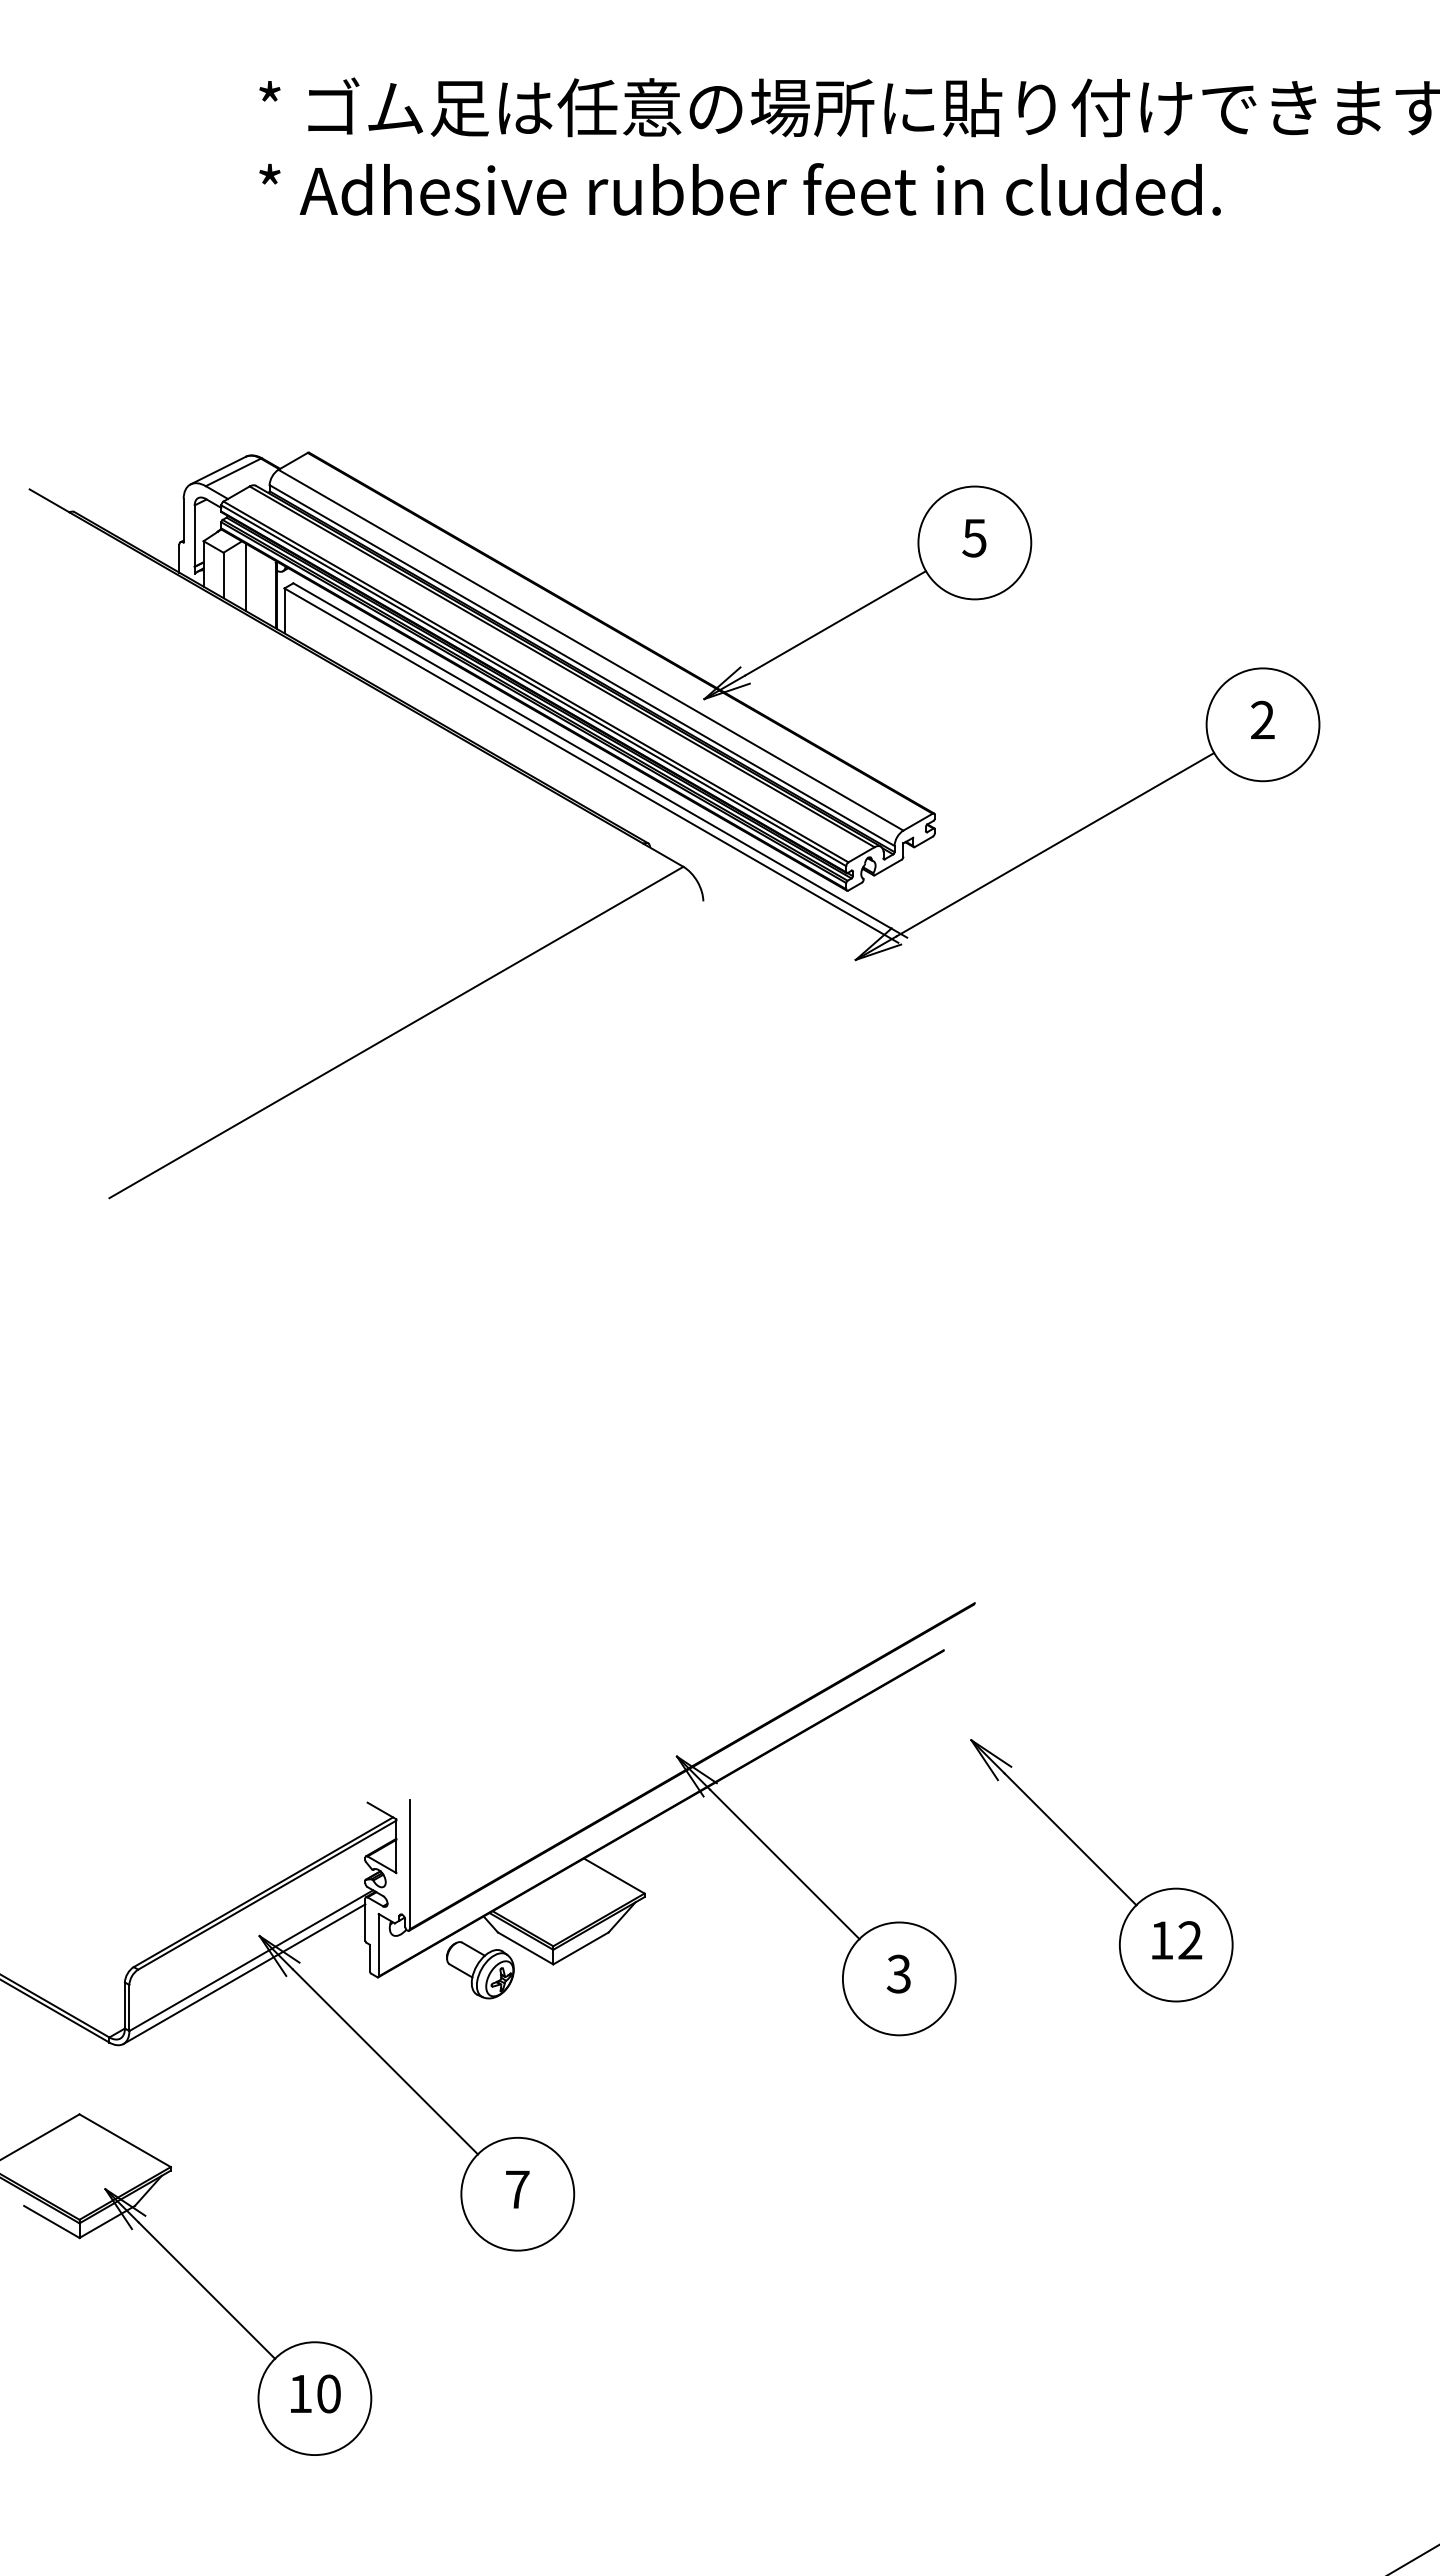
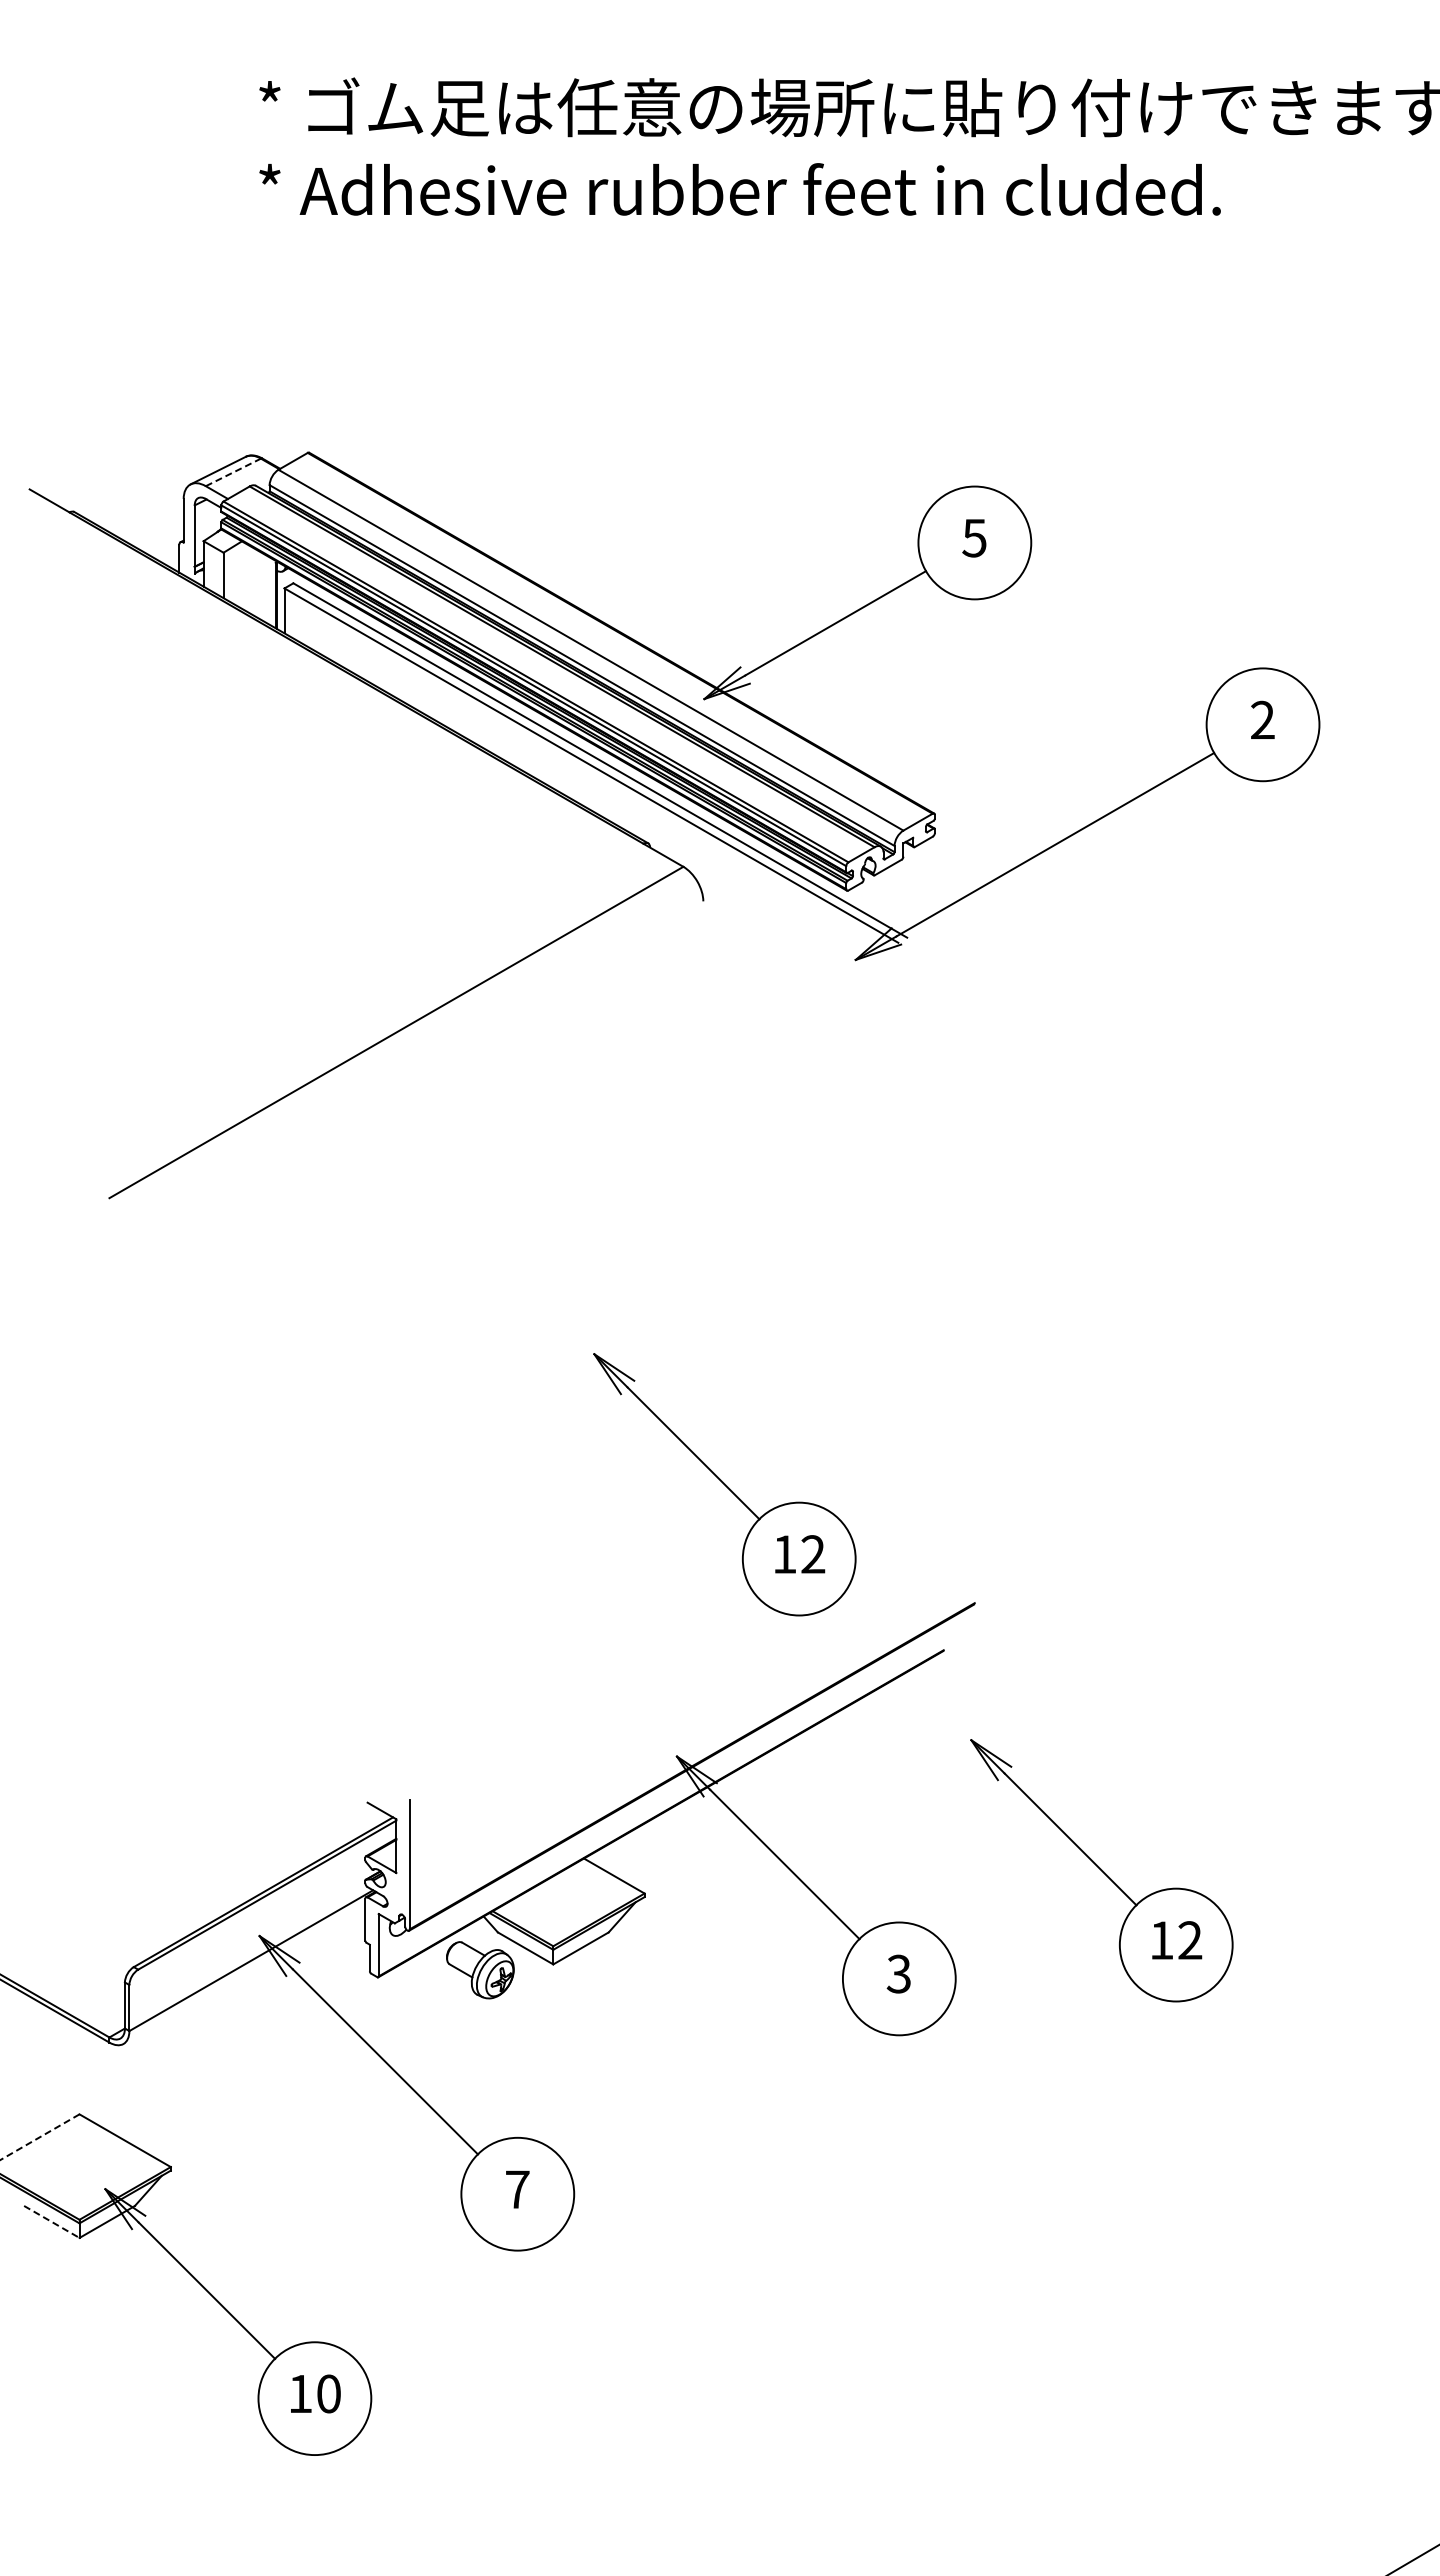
line: solid -> dashed (233, 472)
line: present -> none (245, 576)
part: none -> present (724, 1484)
line: present -> none (244, 1973)
line: solid -> dashed (39, 2137)
line: solid -> dashed (51, 2221)
